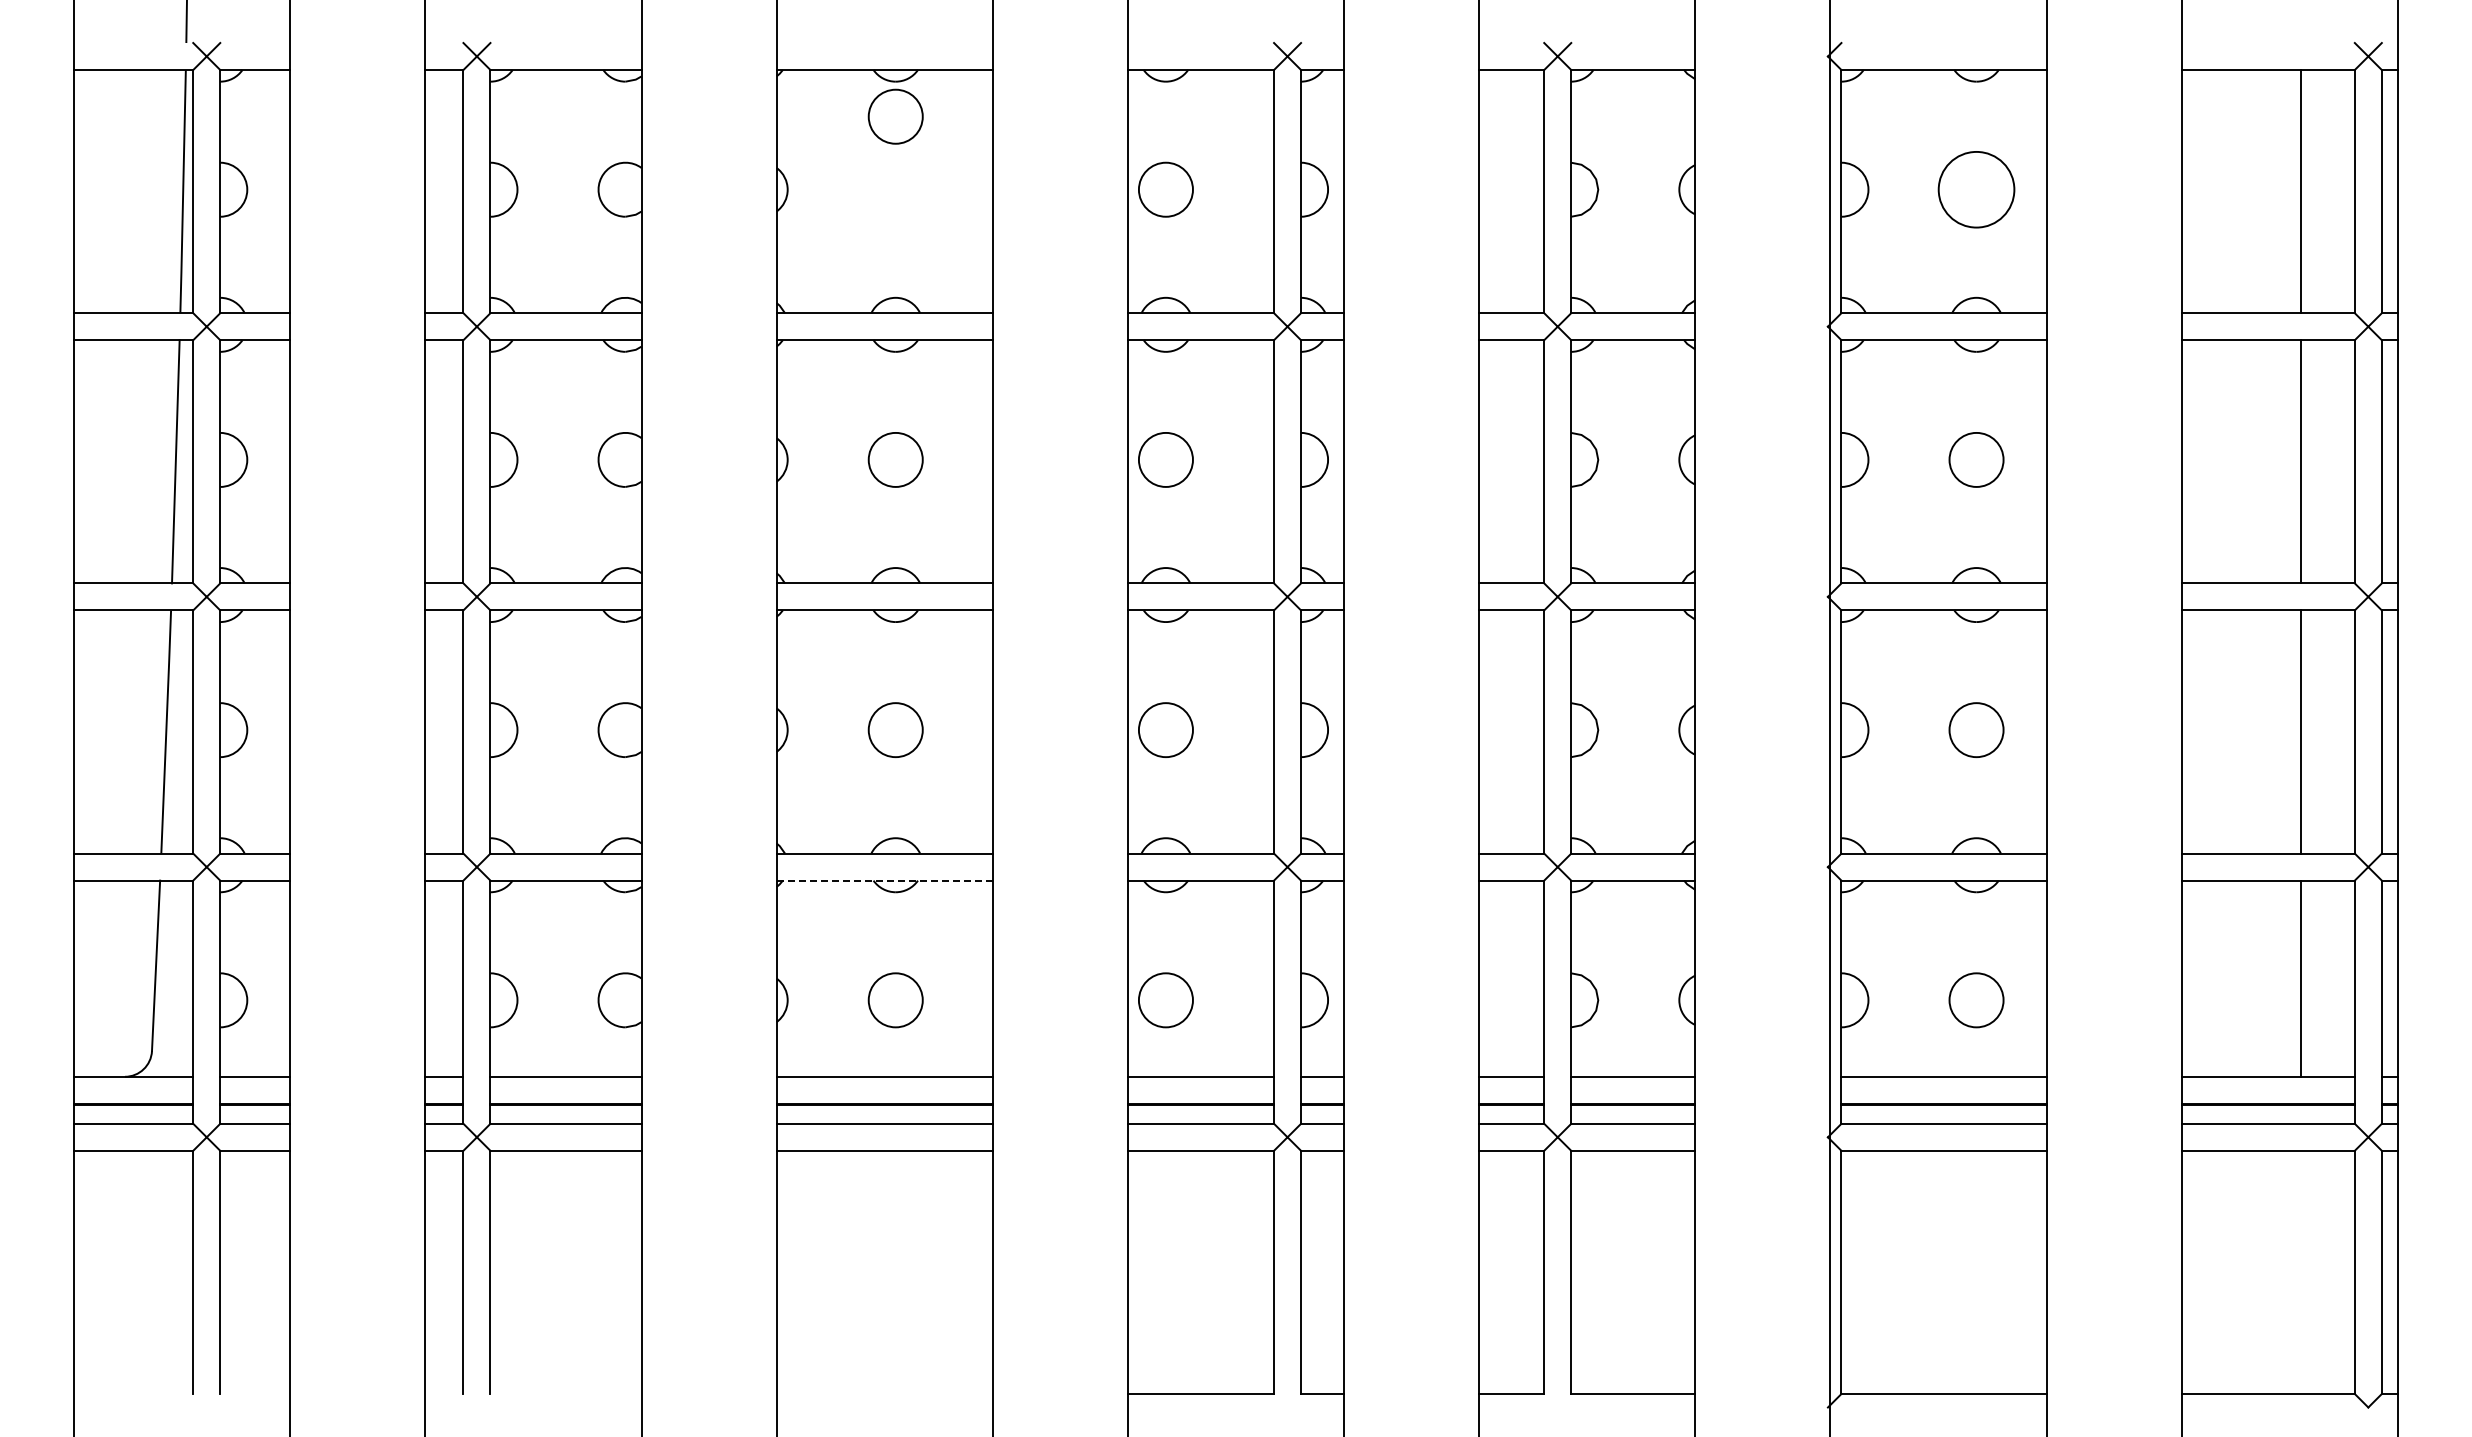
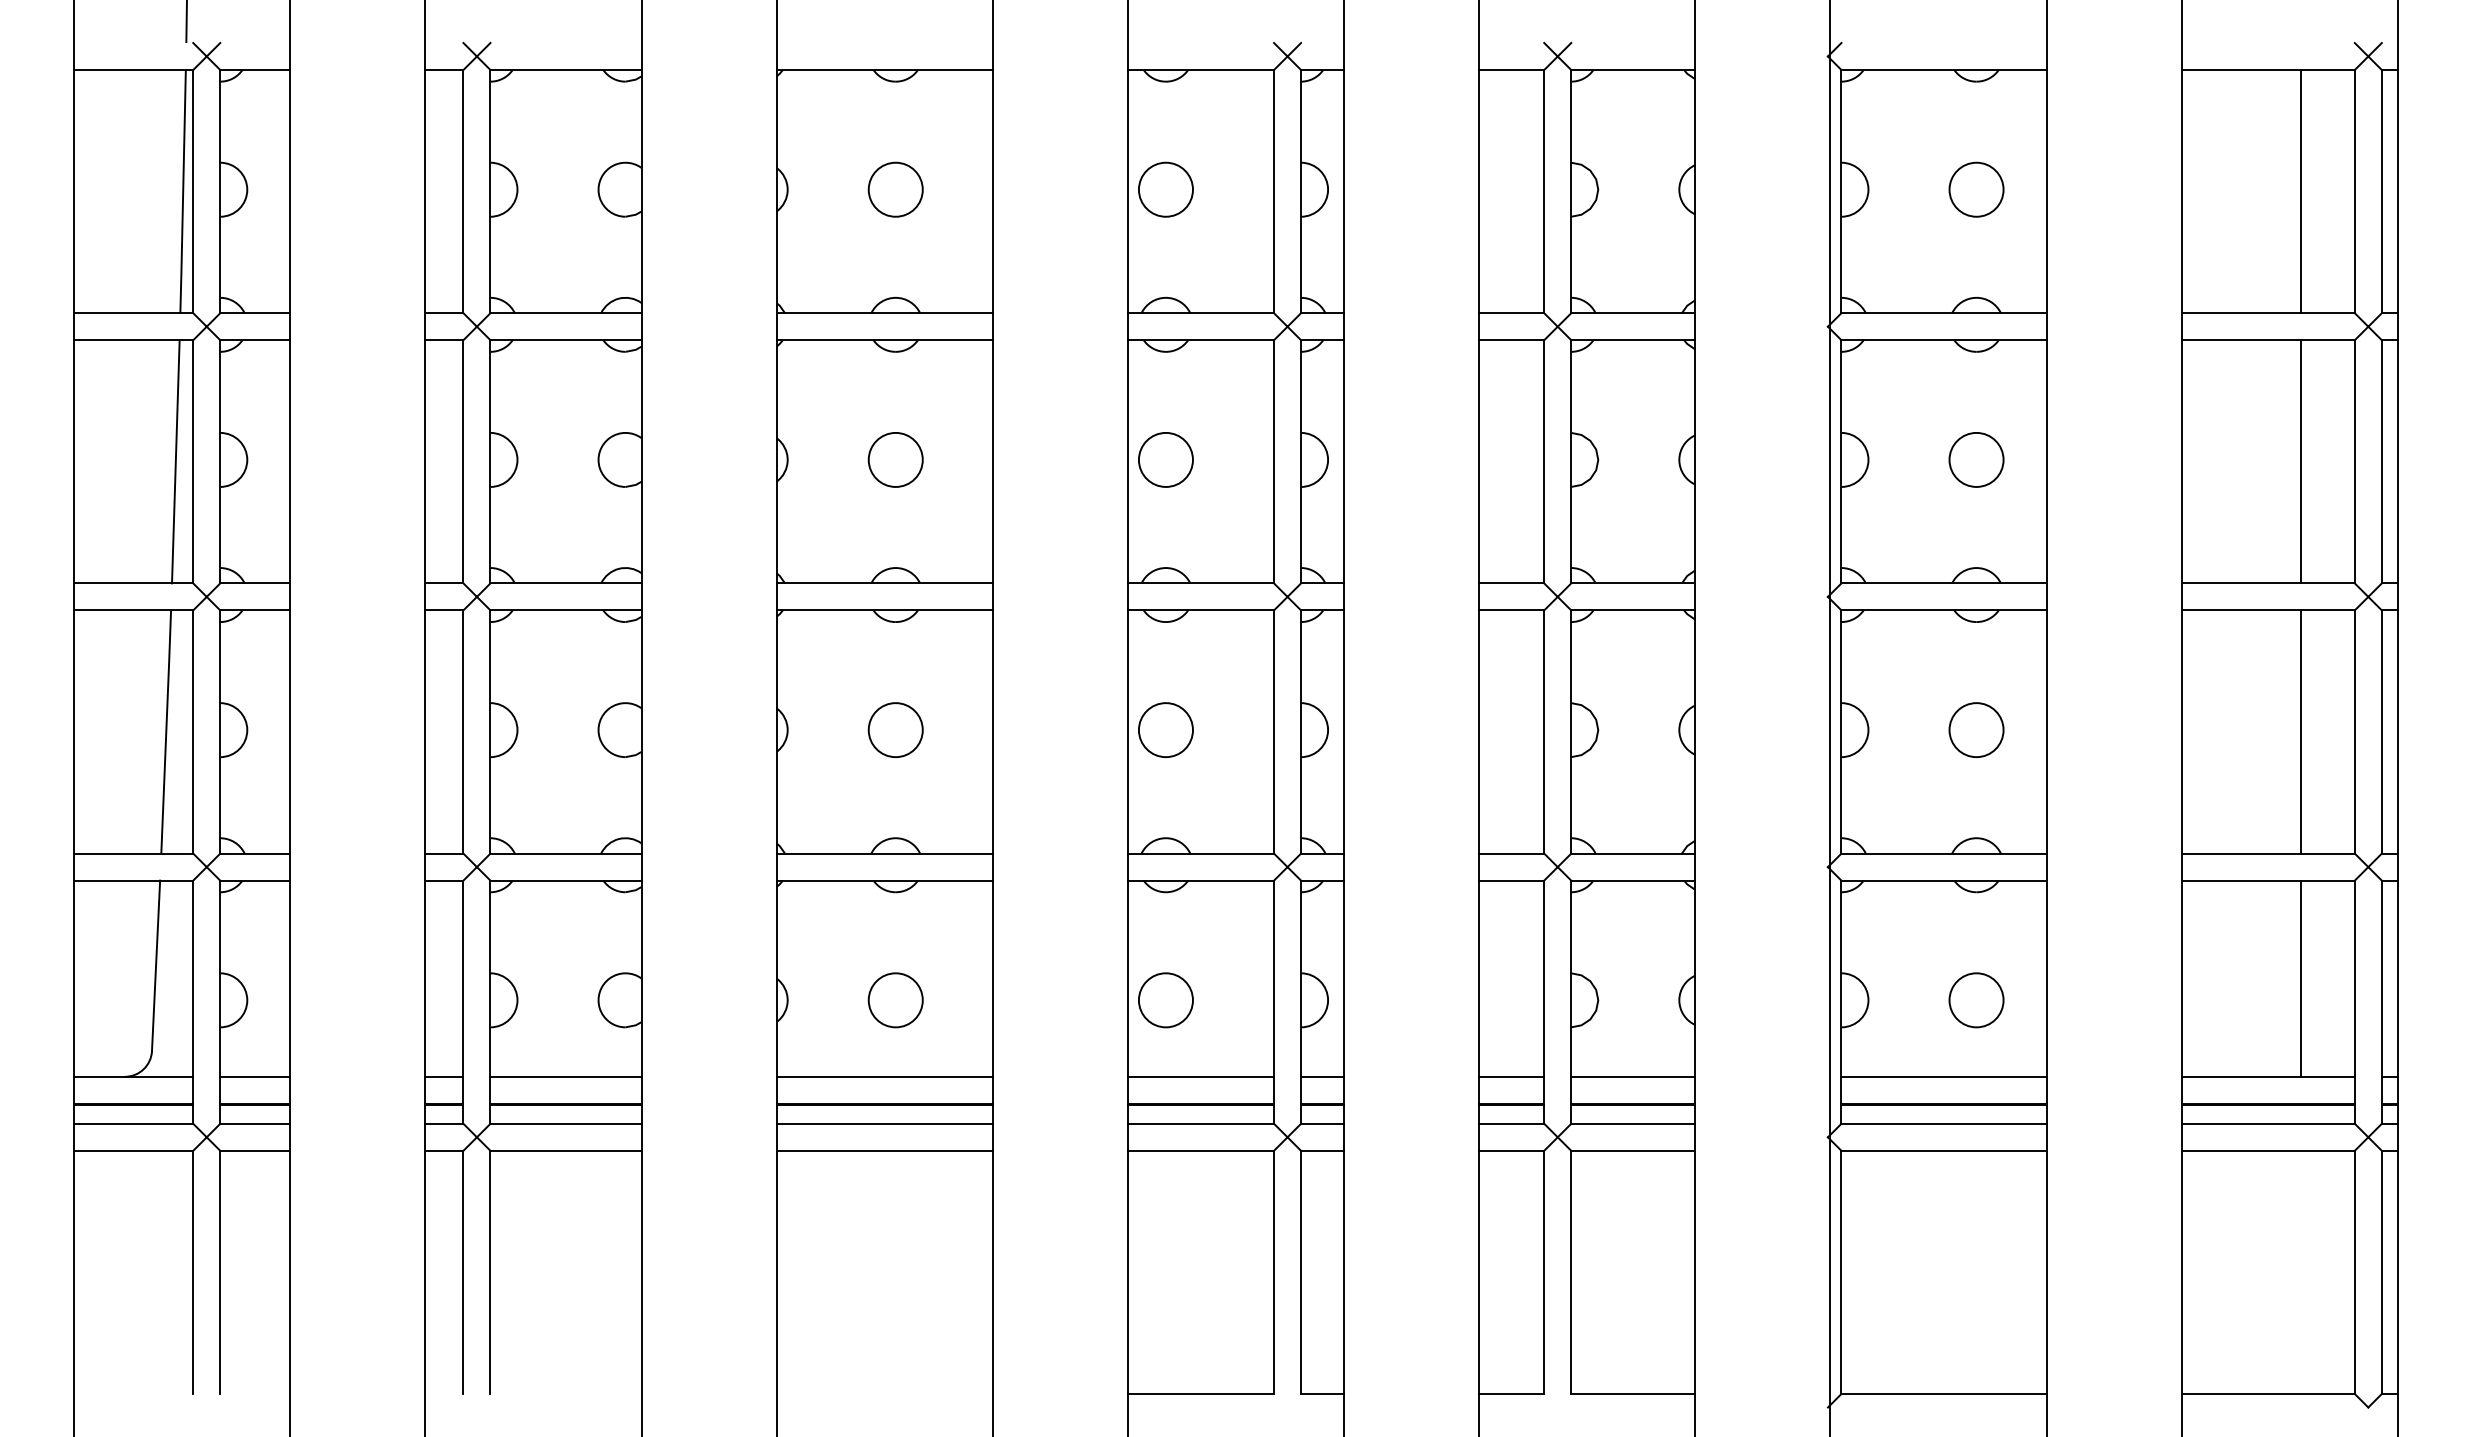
circle position: (895, 116) -> (895, 189) (895, 189)
circle diameter: 76 px -> 54 px (1976, 189)
line: dashed -> solid (885, 880)
